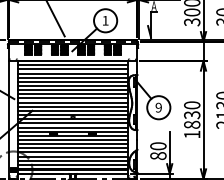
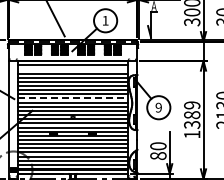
line: present -> none (72, 69)
line: solid -> dashed (73, 98)
text: 1830 -> 1389 (192, 114)
